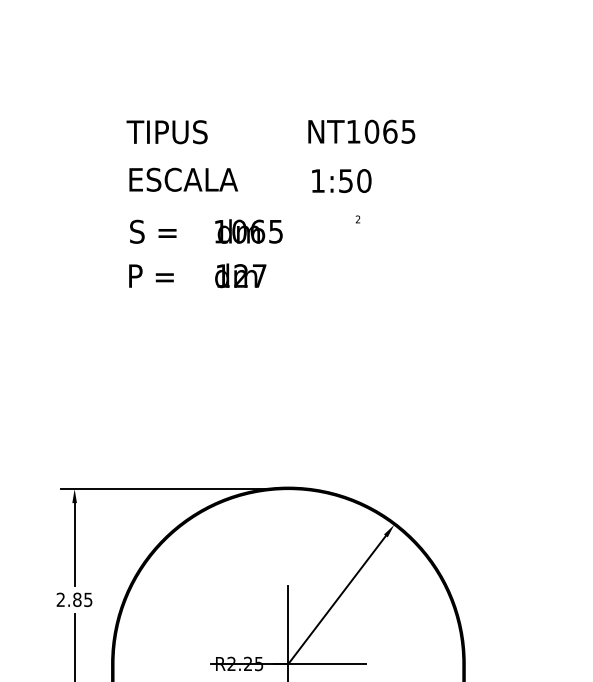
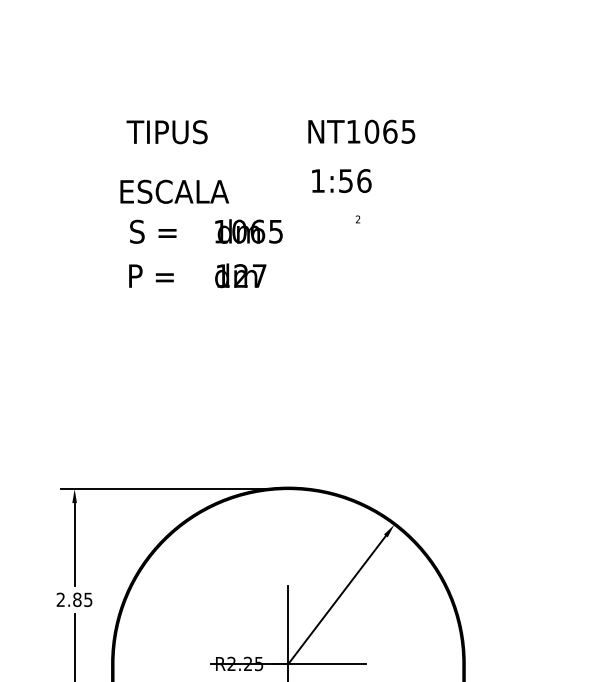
text position: (183, 179) -> (174, 191) (174, 191)
text: 1:50 -> 1:56 (364, 180)
